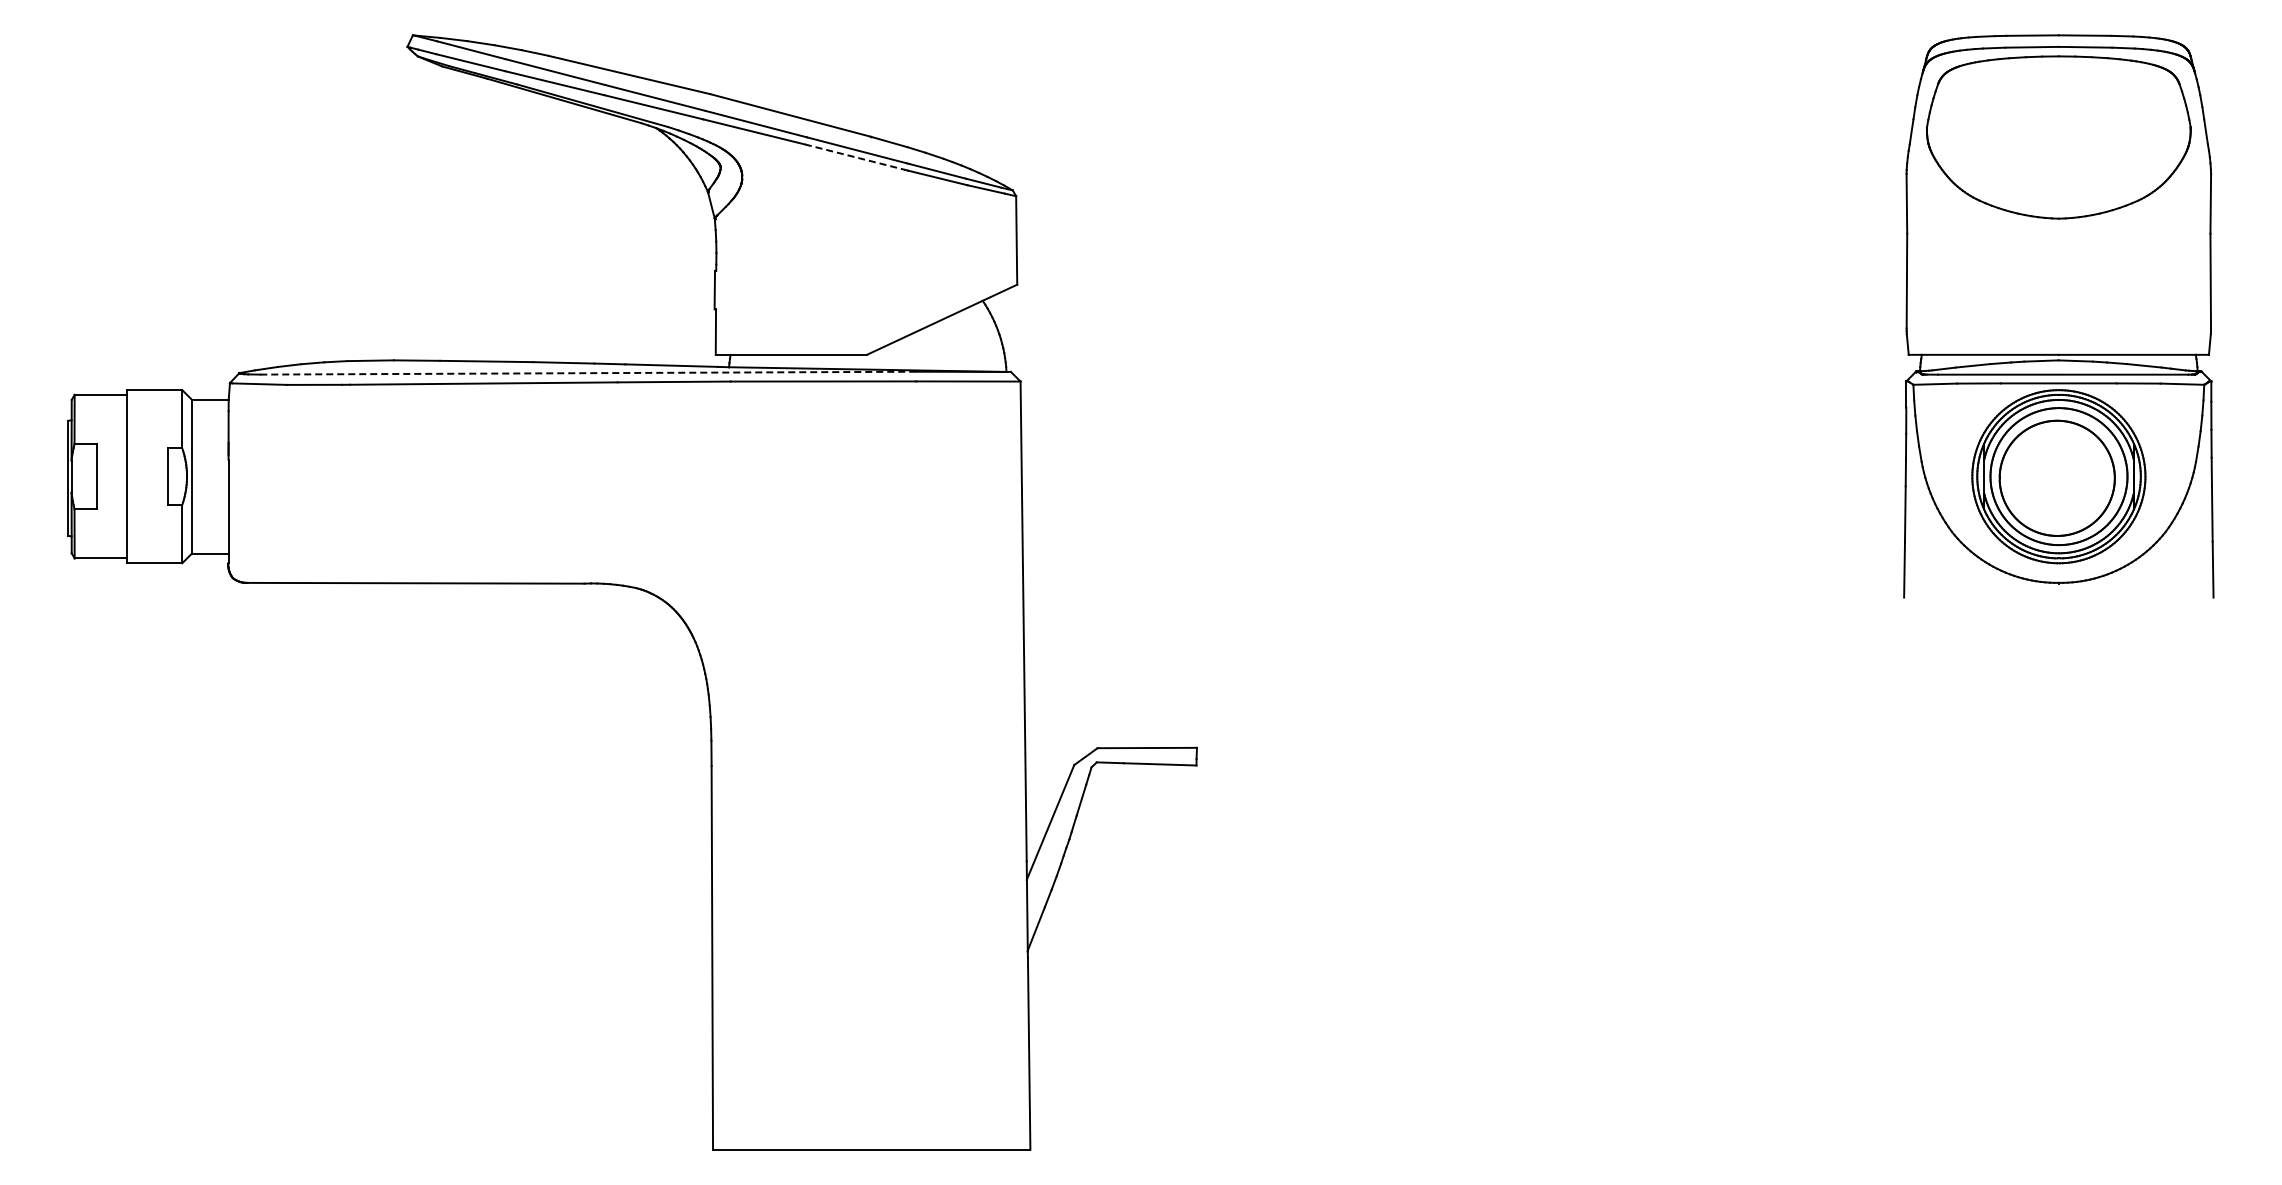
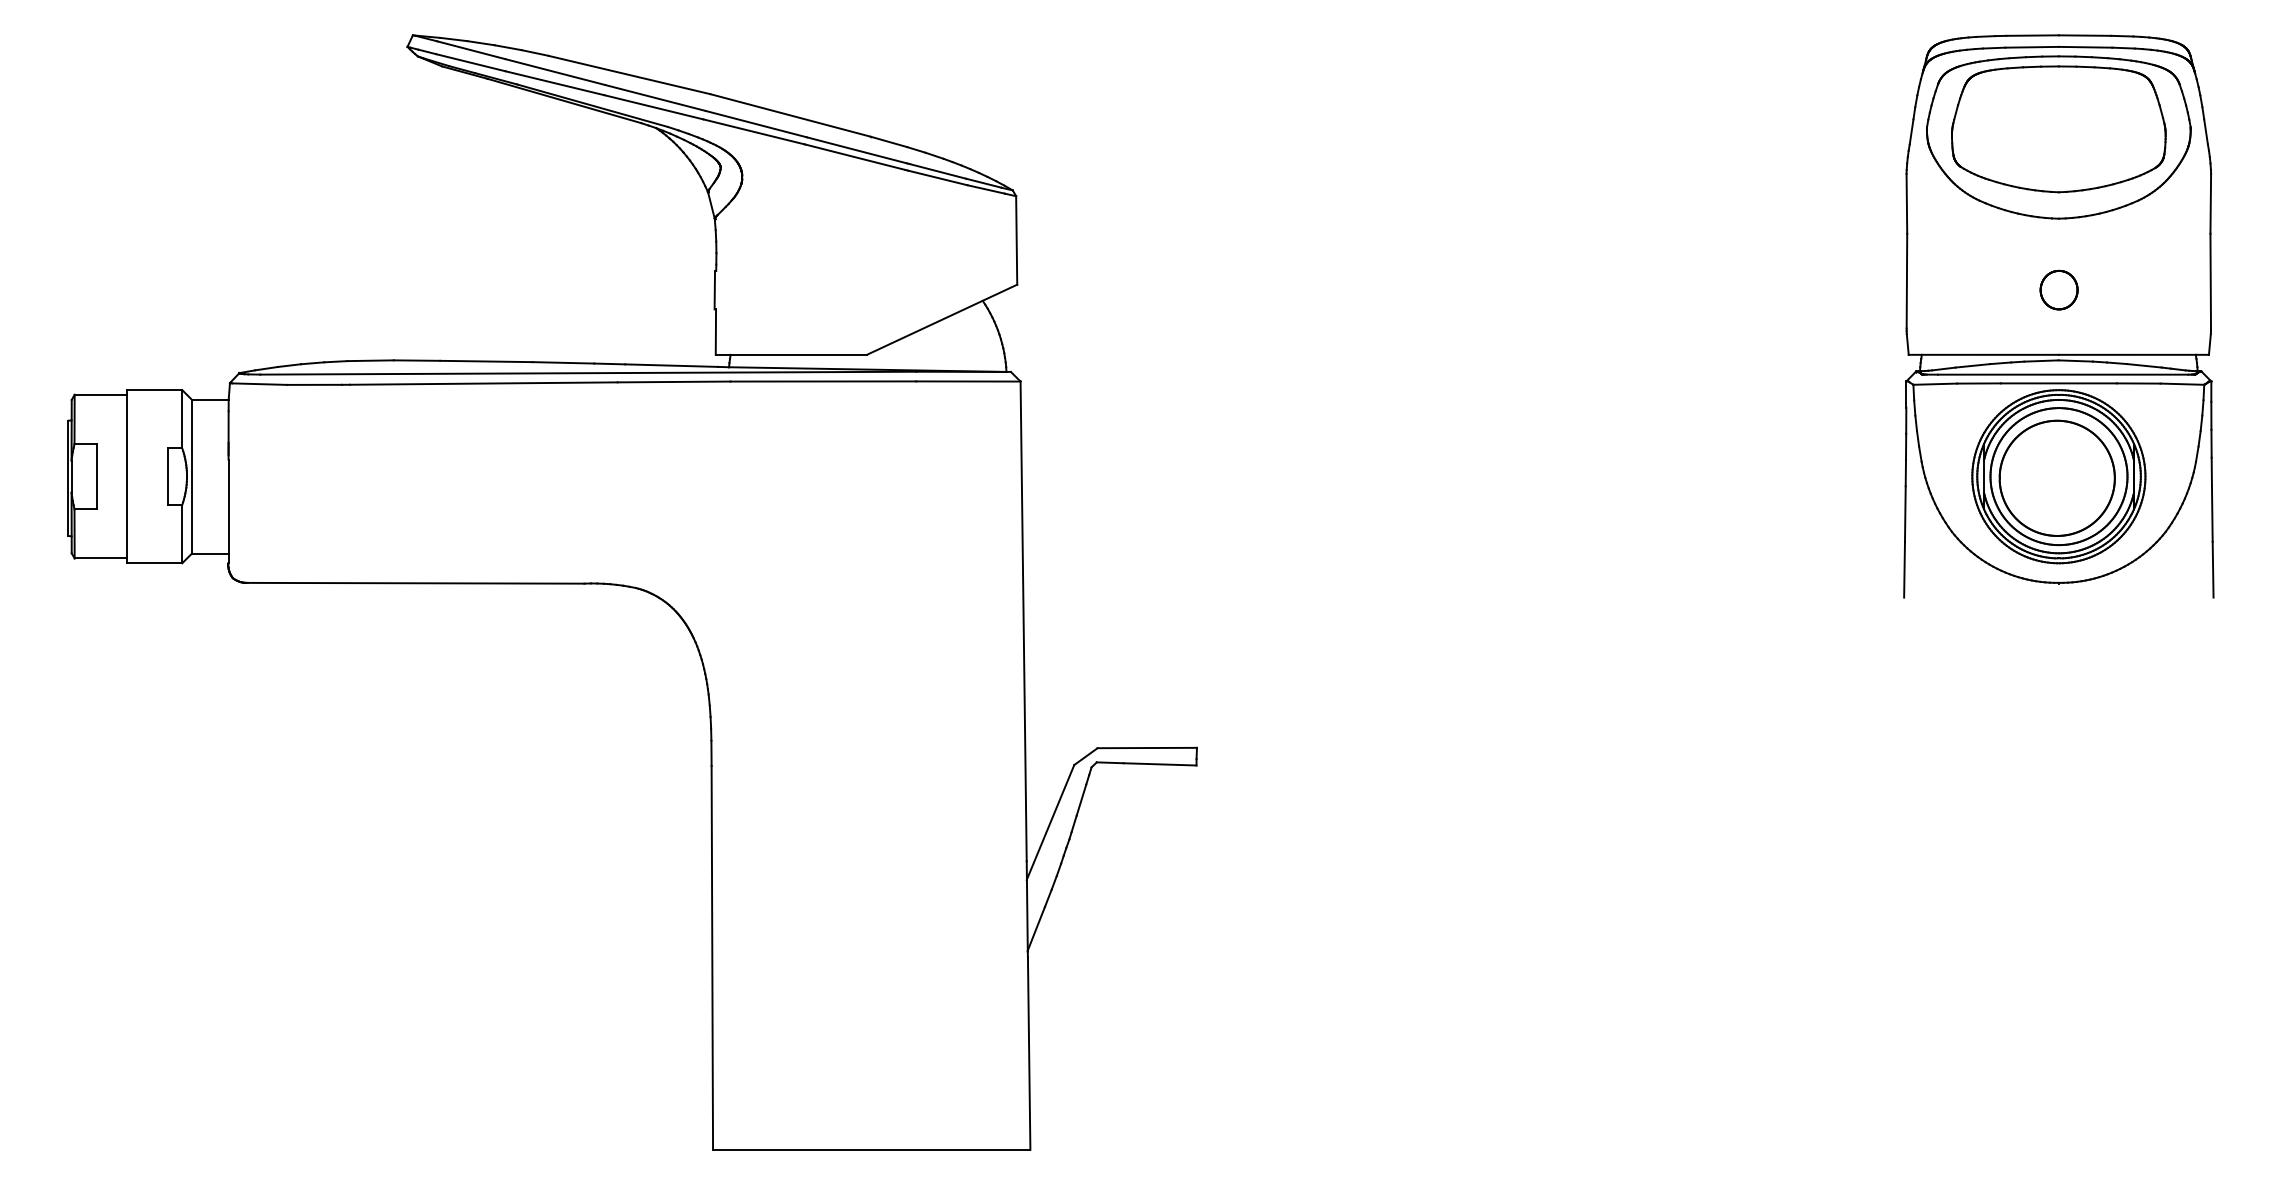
part: none -> present (2058, 129)
line: dashed -> solid (855, 157)
part: none -> present (2058, 289)
line: dashed -> solid (588, 373)
